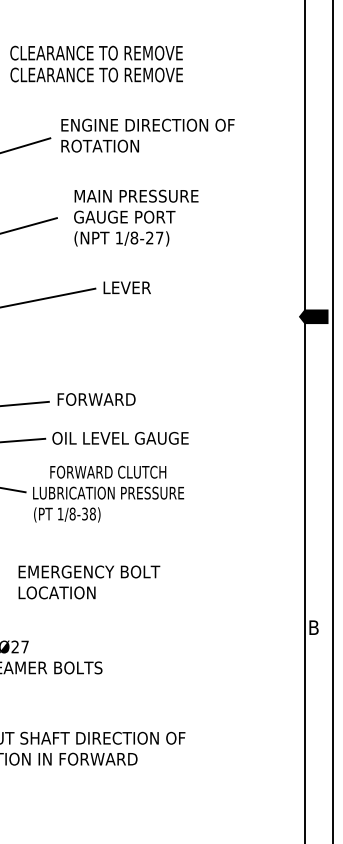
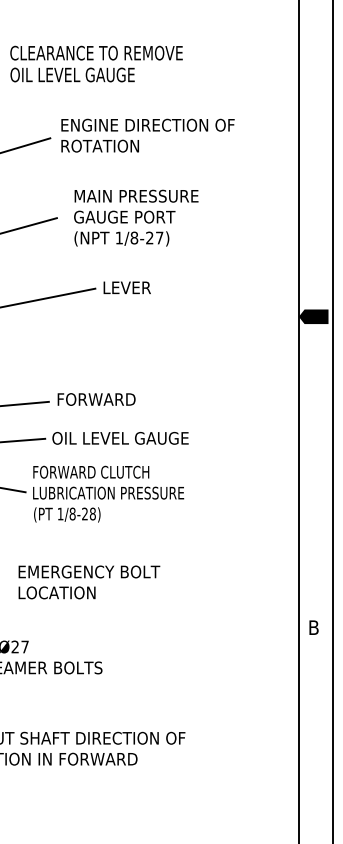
text: CLEARANCE TO REMOVE -> OIL LEVEL GAUGE (99, 74)
line position: (304, 421) -> (298, 421) (298, 421)
text position: (108, 471) -> (91, 471) (91, 471)
text: 1/8-38) -> 1/8-28) (84, 514)
